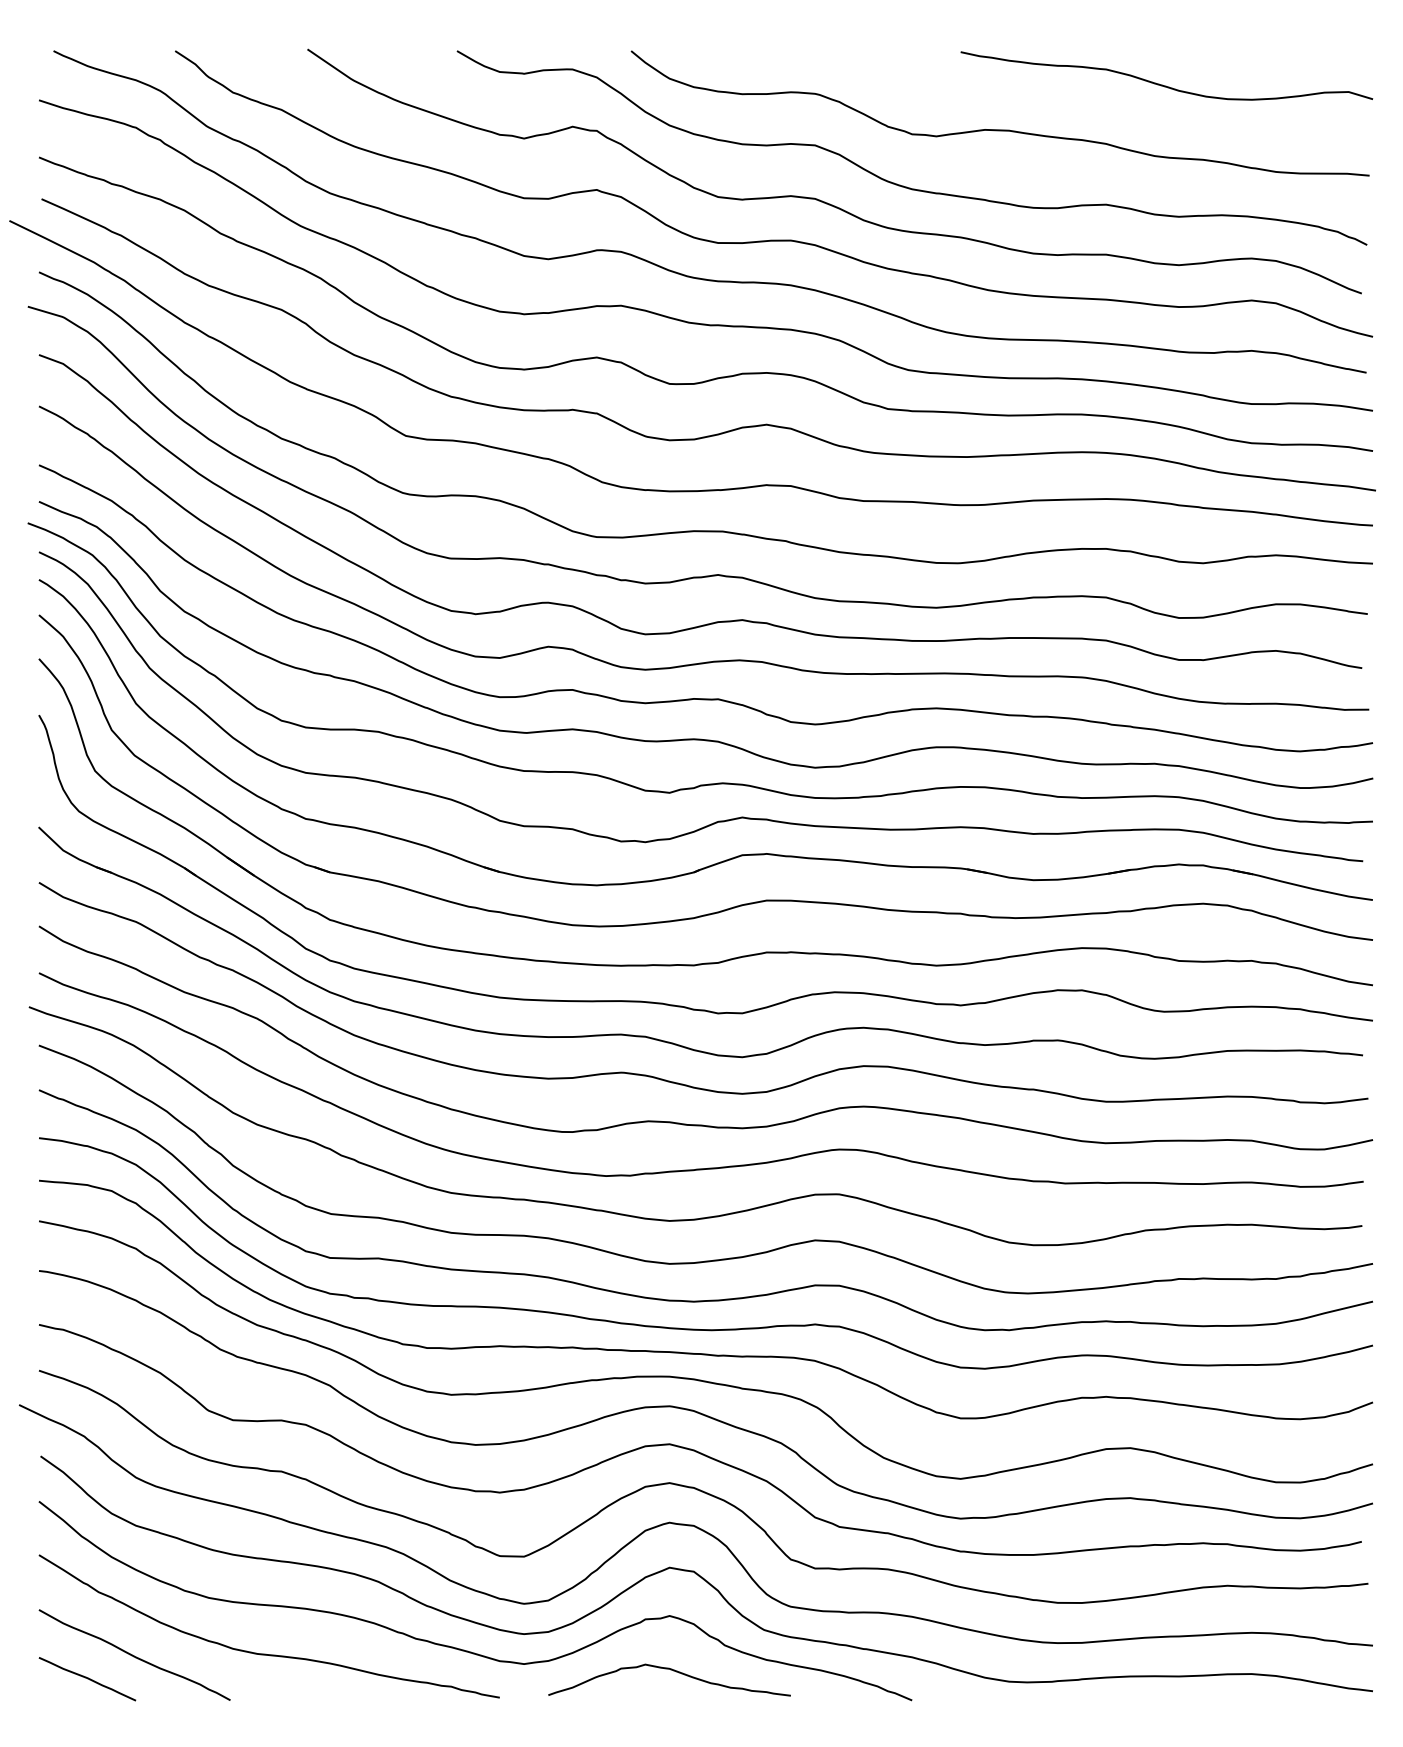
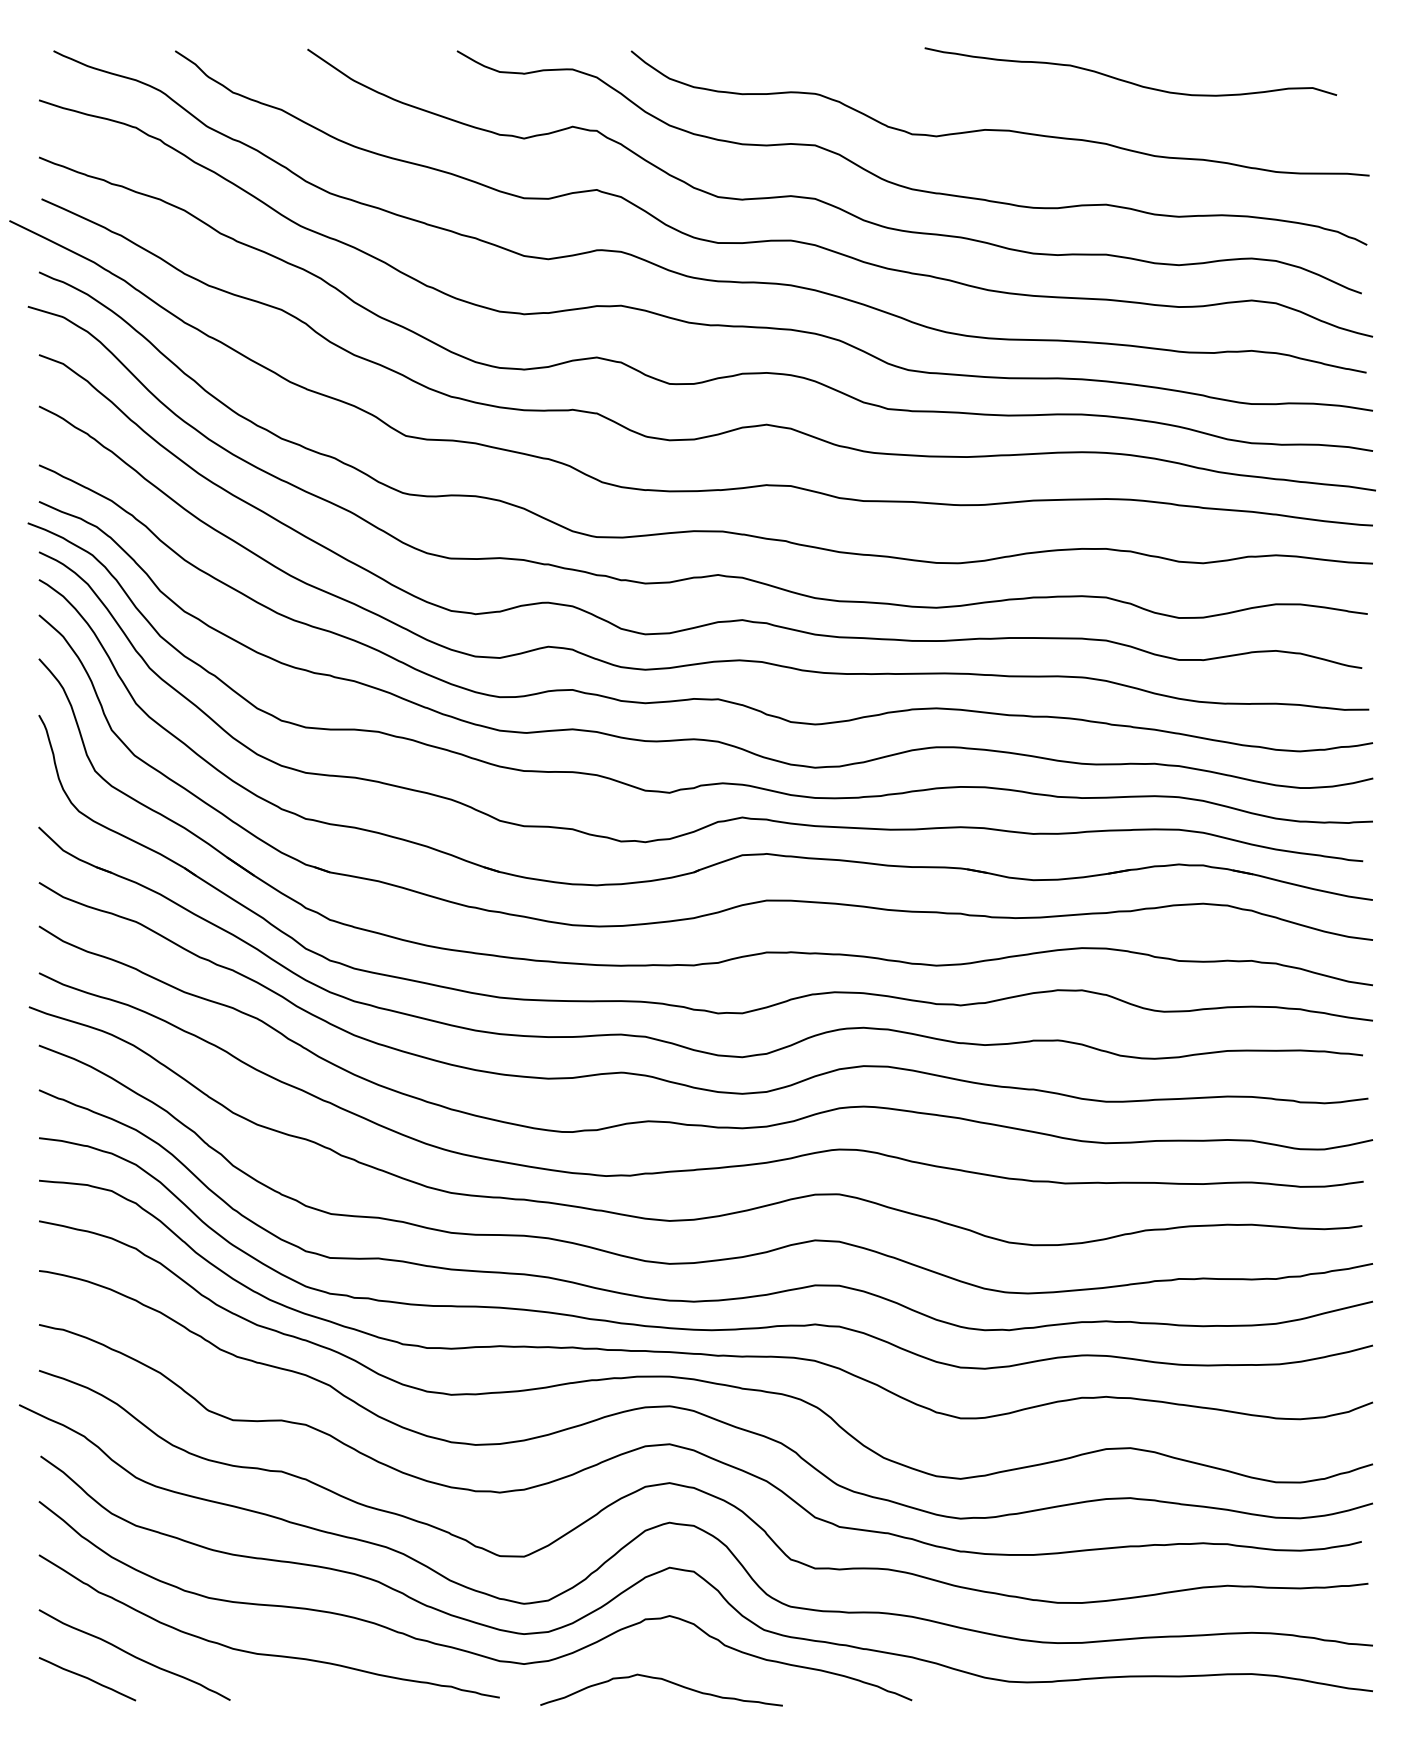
curve position: (1162, 84) -> (1126, 80) (1126, 80)
curve position: (673, 1671) -> (665, 1681) (665, 1681)
